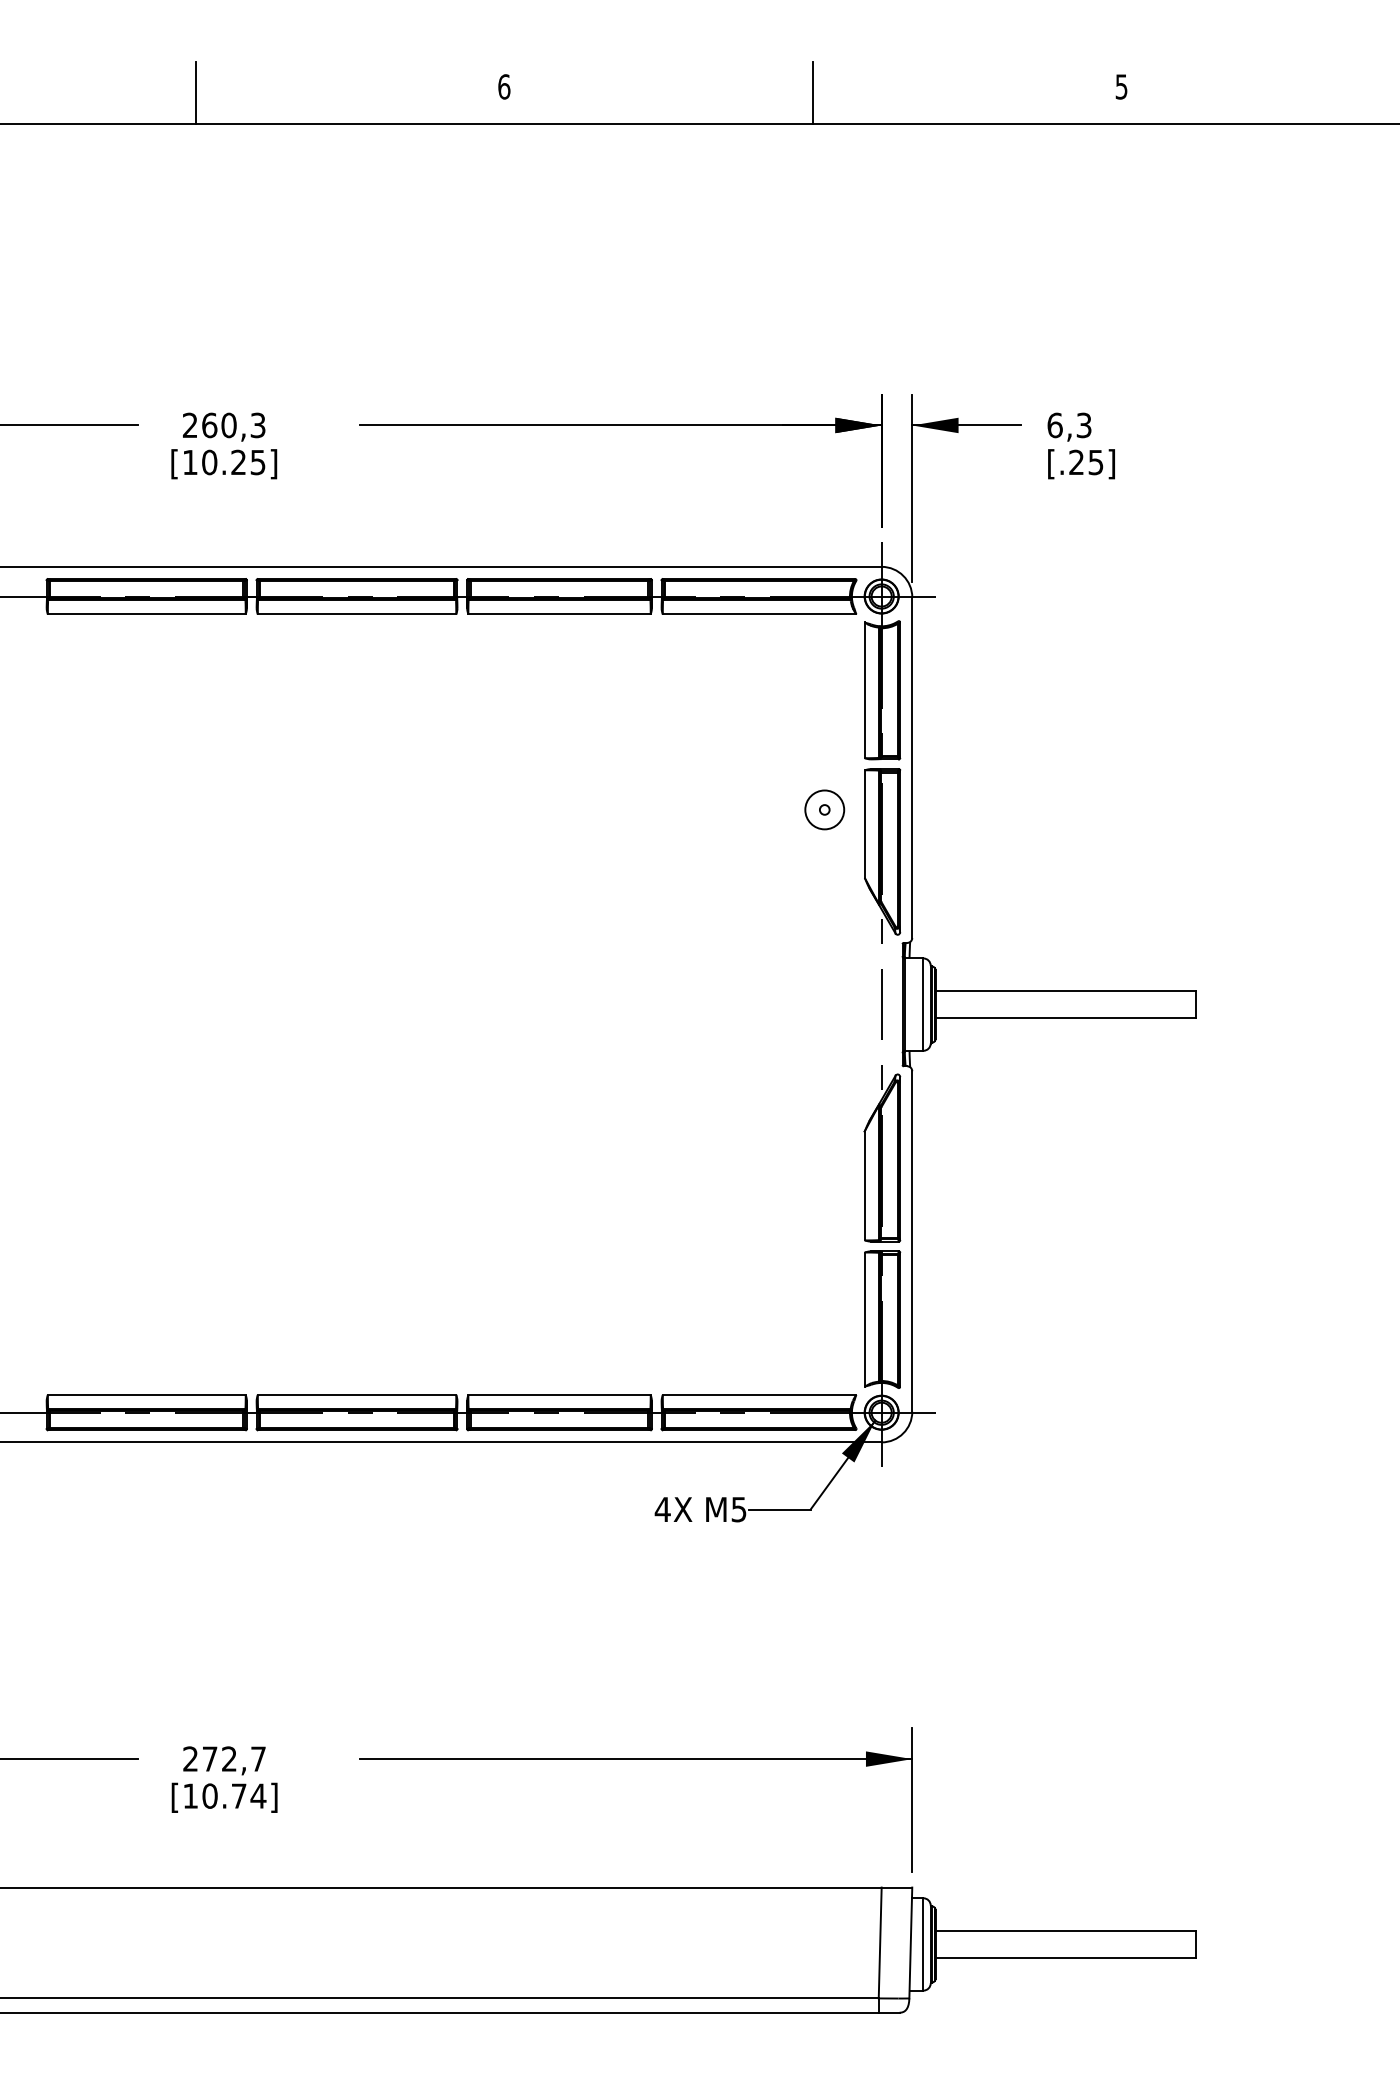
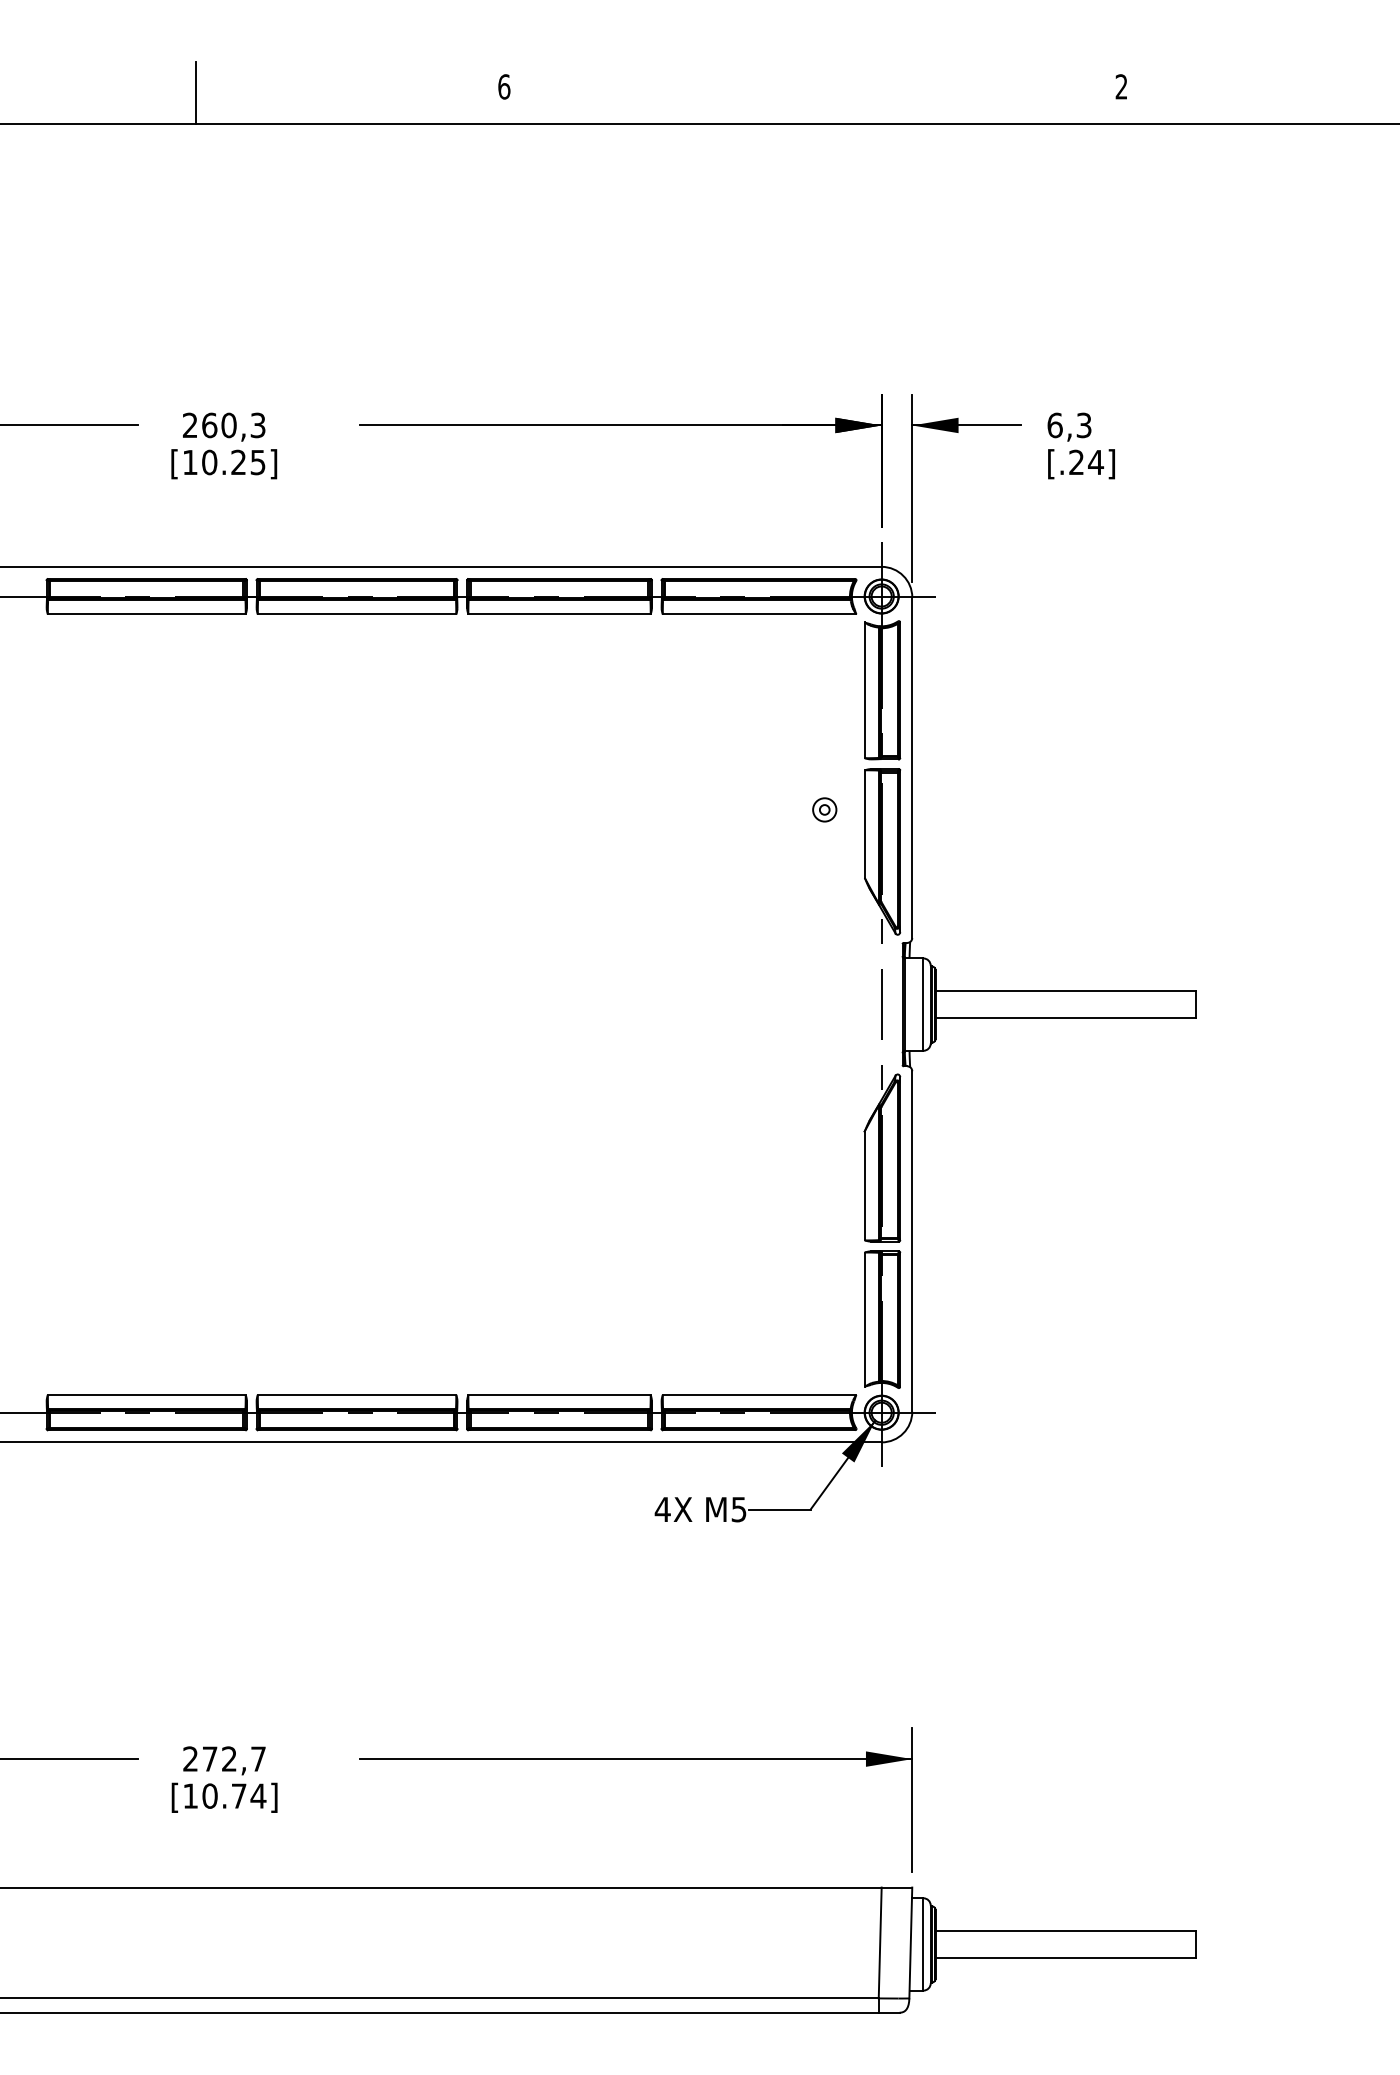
text: 5 -> 2 (1121, 86)
line: present -> none (813, 92)
text: [.25] -> [.24] (1096, 462)
circle diameter: 39 px -> 23 px (824, 809)
